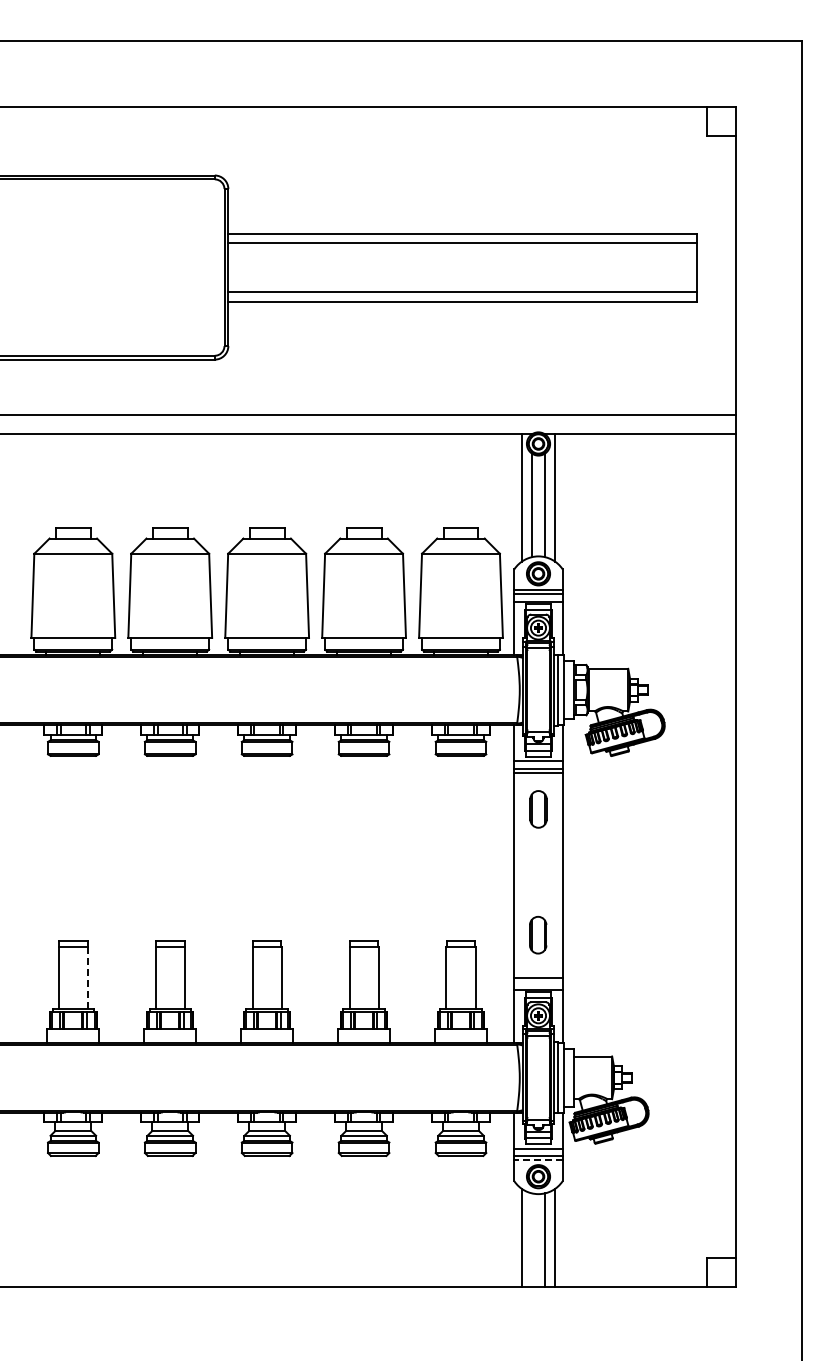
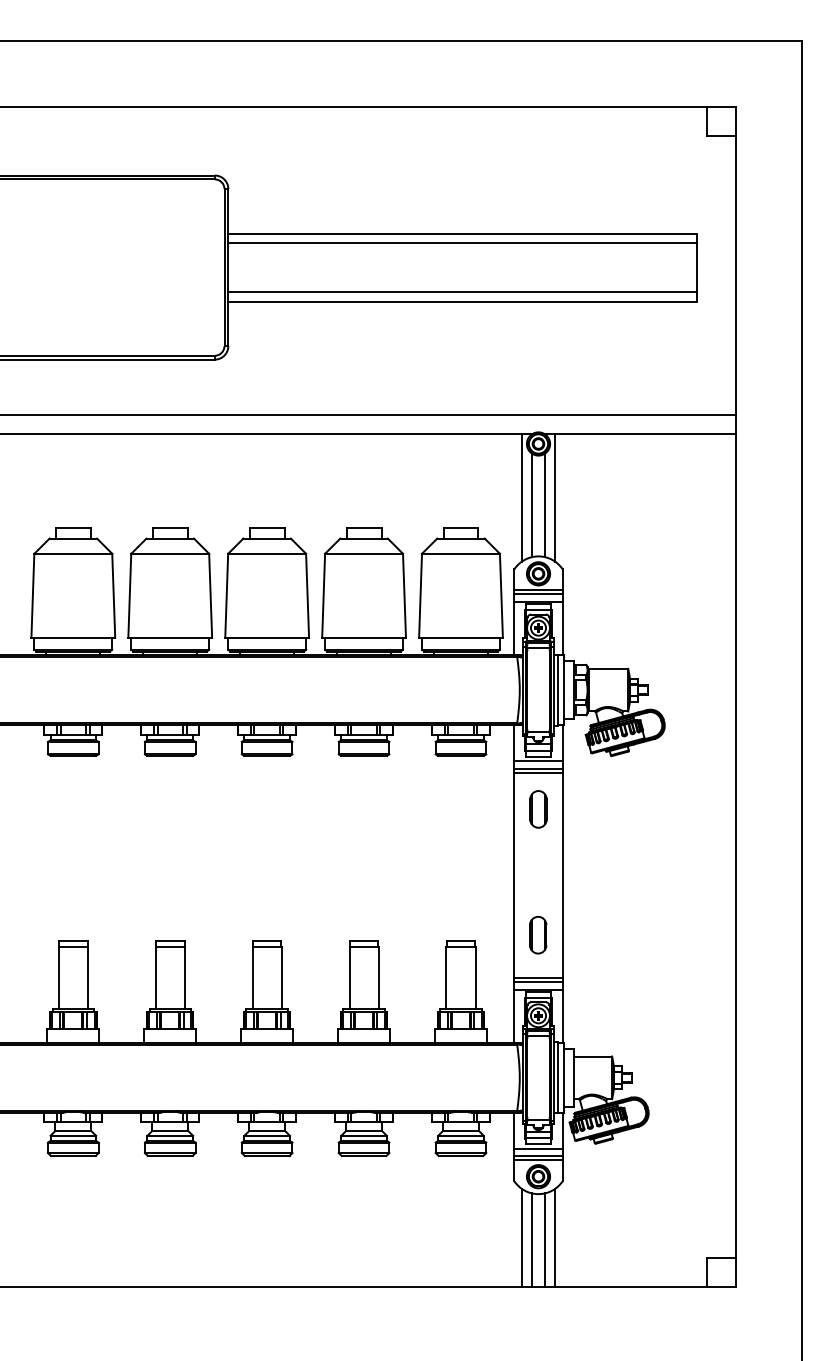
line: dashed -> solid (87, 978)
line: none -> present (538, 981)
line: dashed -> solid (538, 1160)
line: none -> present (531, 1240)
